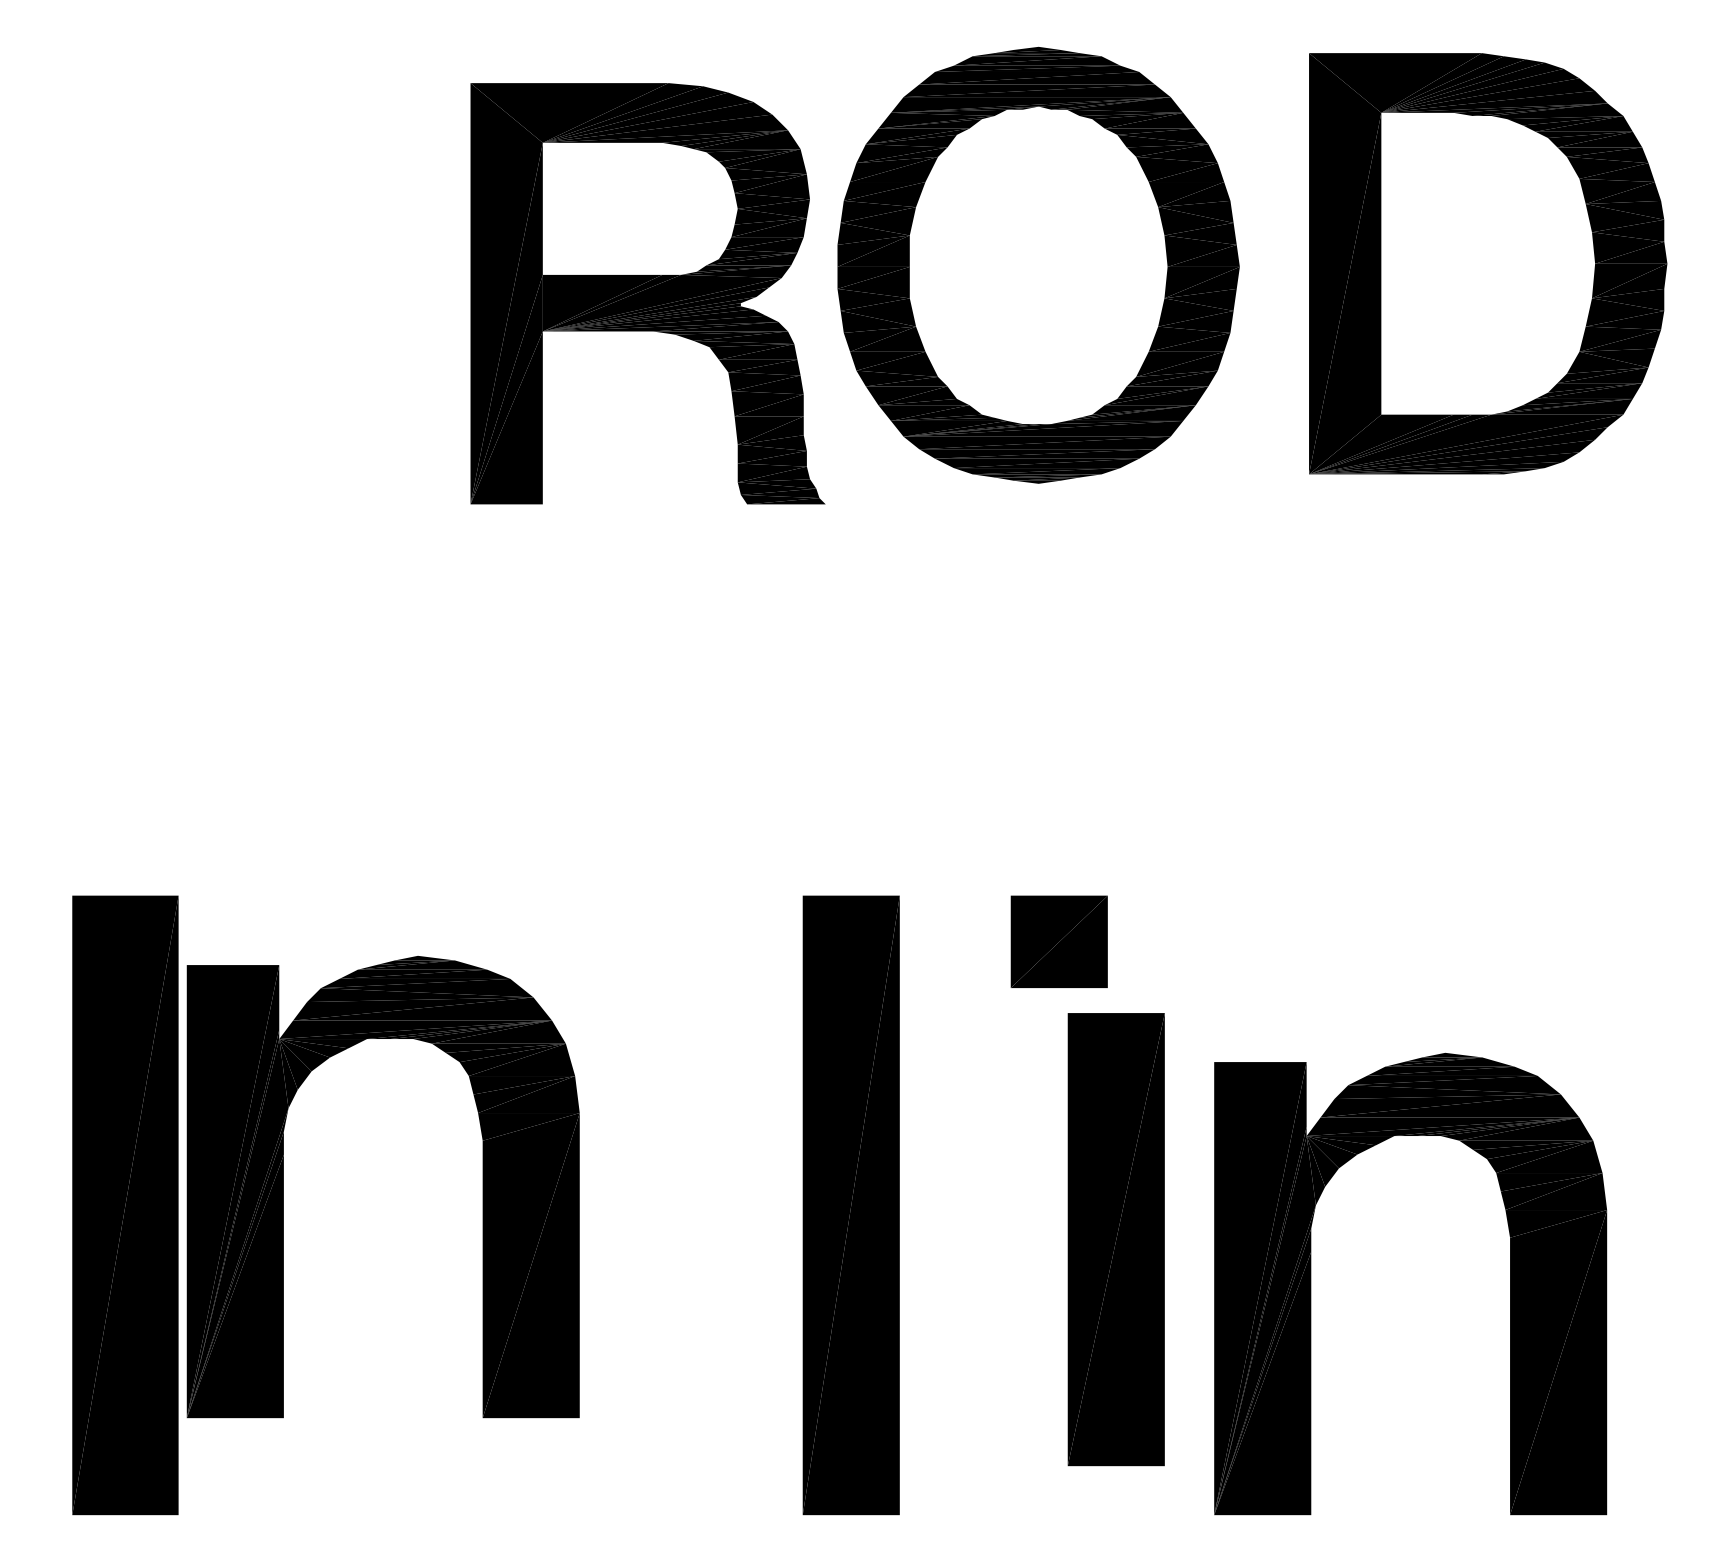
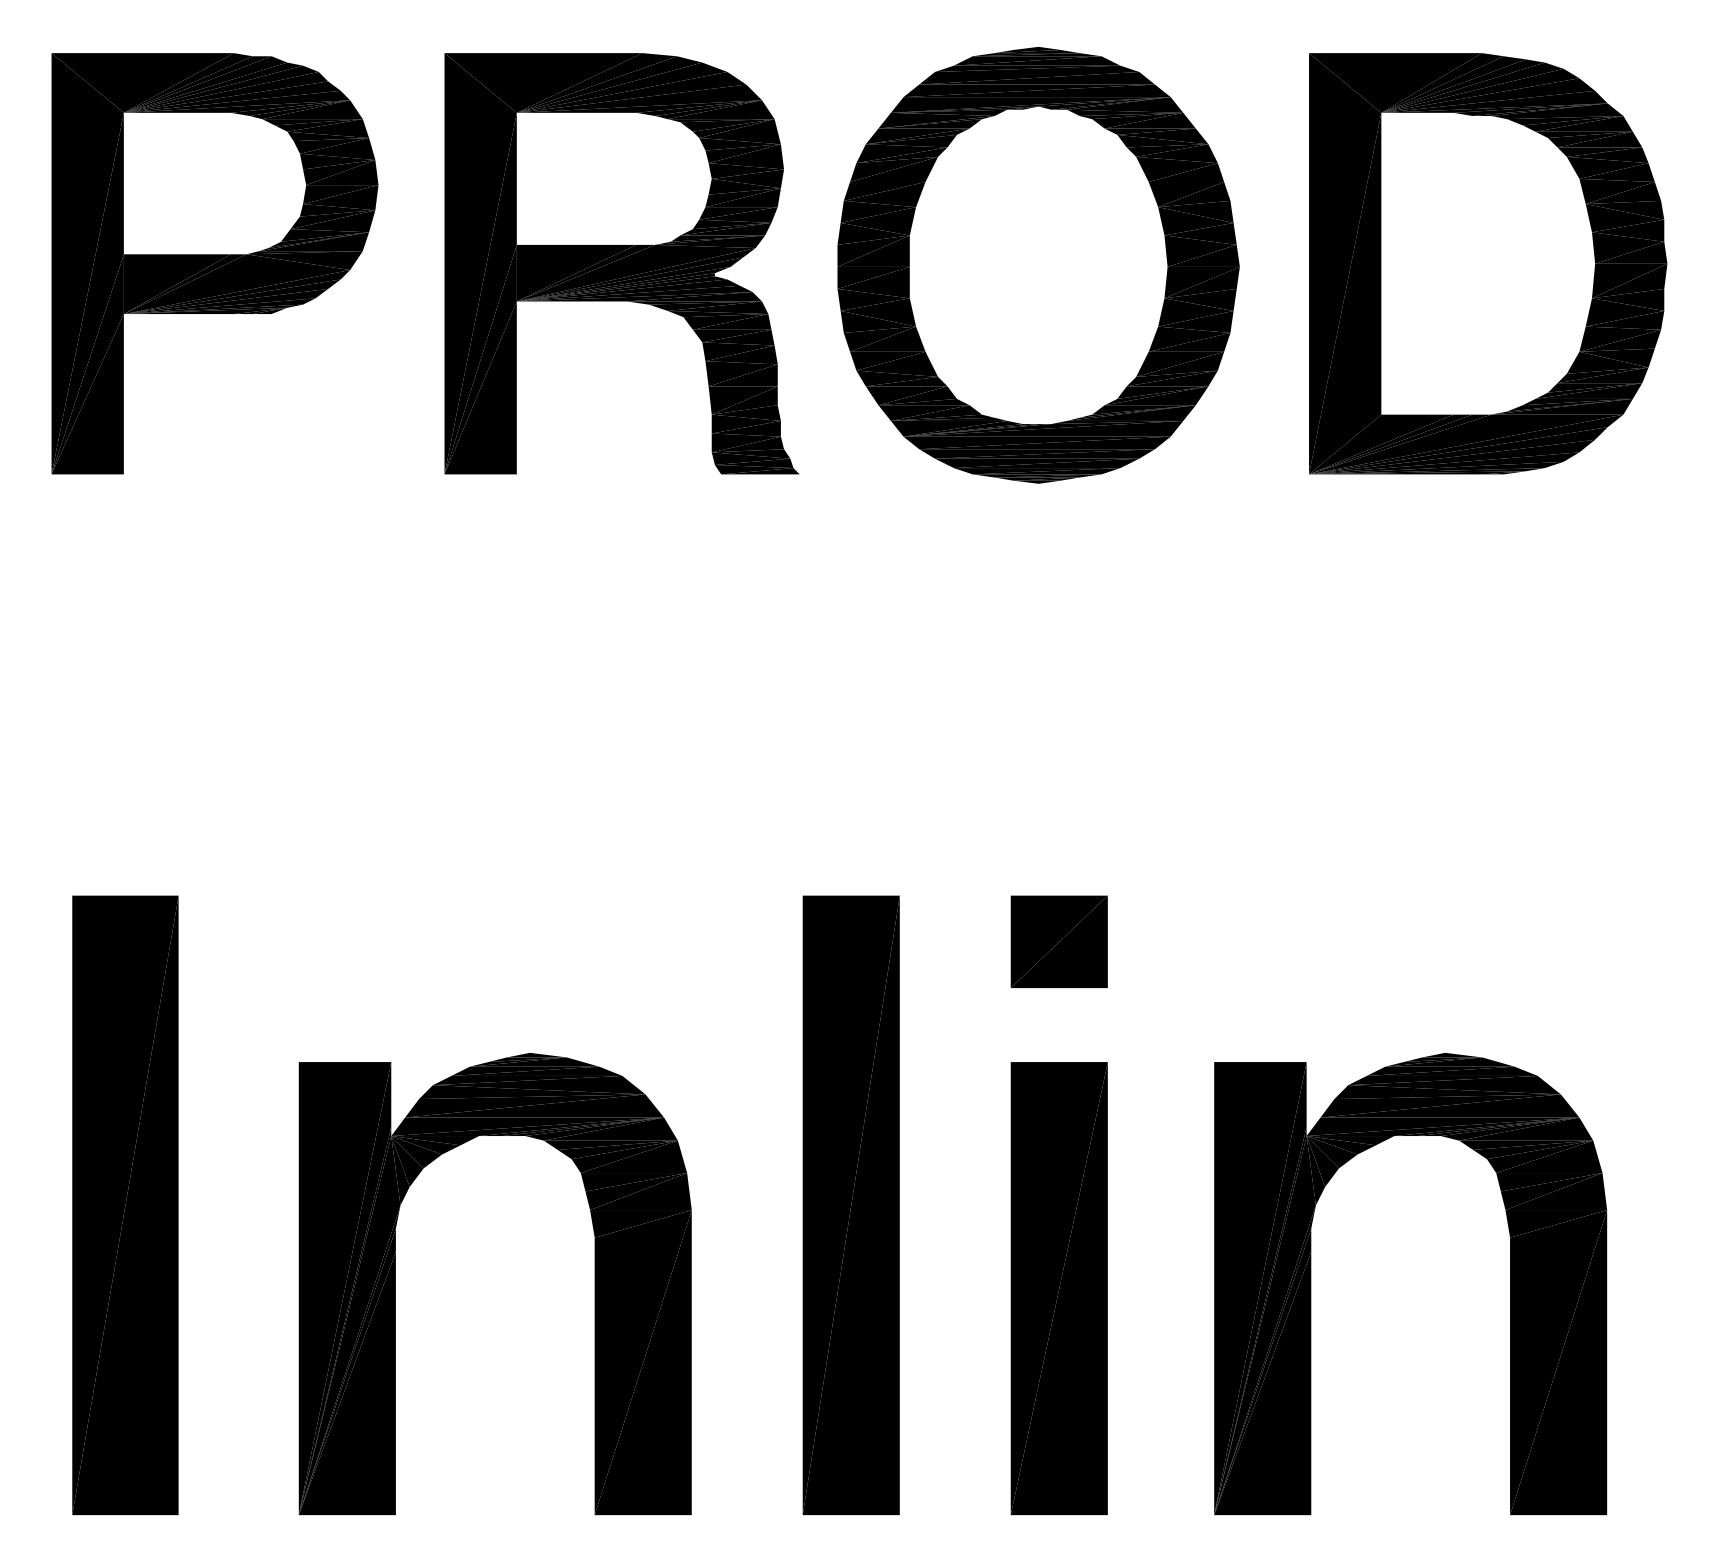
part: none -> present (214, 263)
part position: (647, 293) -> (621, 263) (621, 263)
part position: (283, 1187) -> (395, 1284) (395, 1284)
part position: (1115, 1239) -> (1058, 1288) (1058, 1288)
